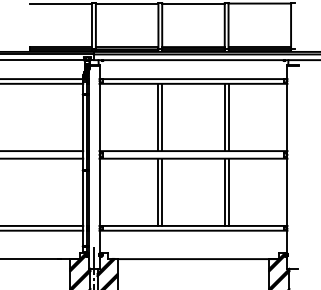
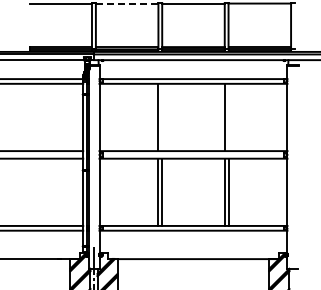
line: solid -> dashed (126, 3)
line: present -> none (162, 117)
line: present -> none (228, 117)
